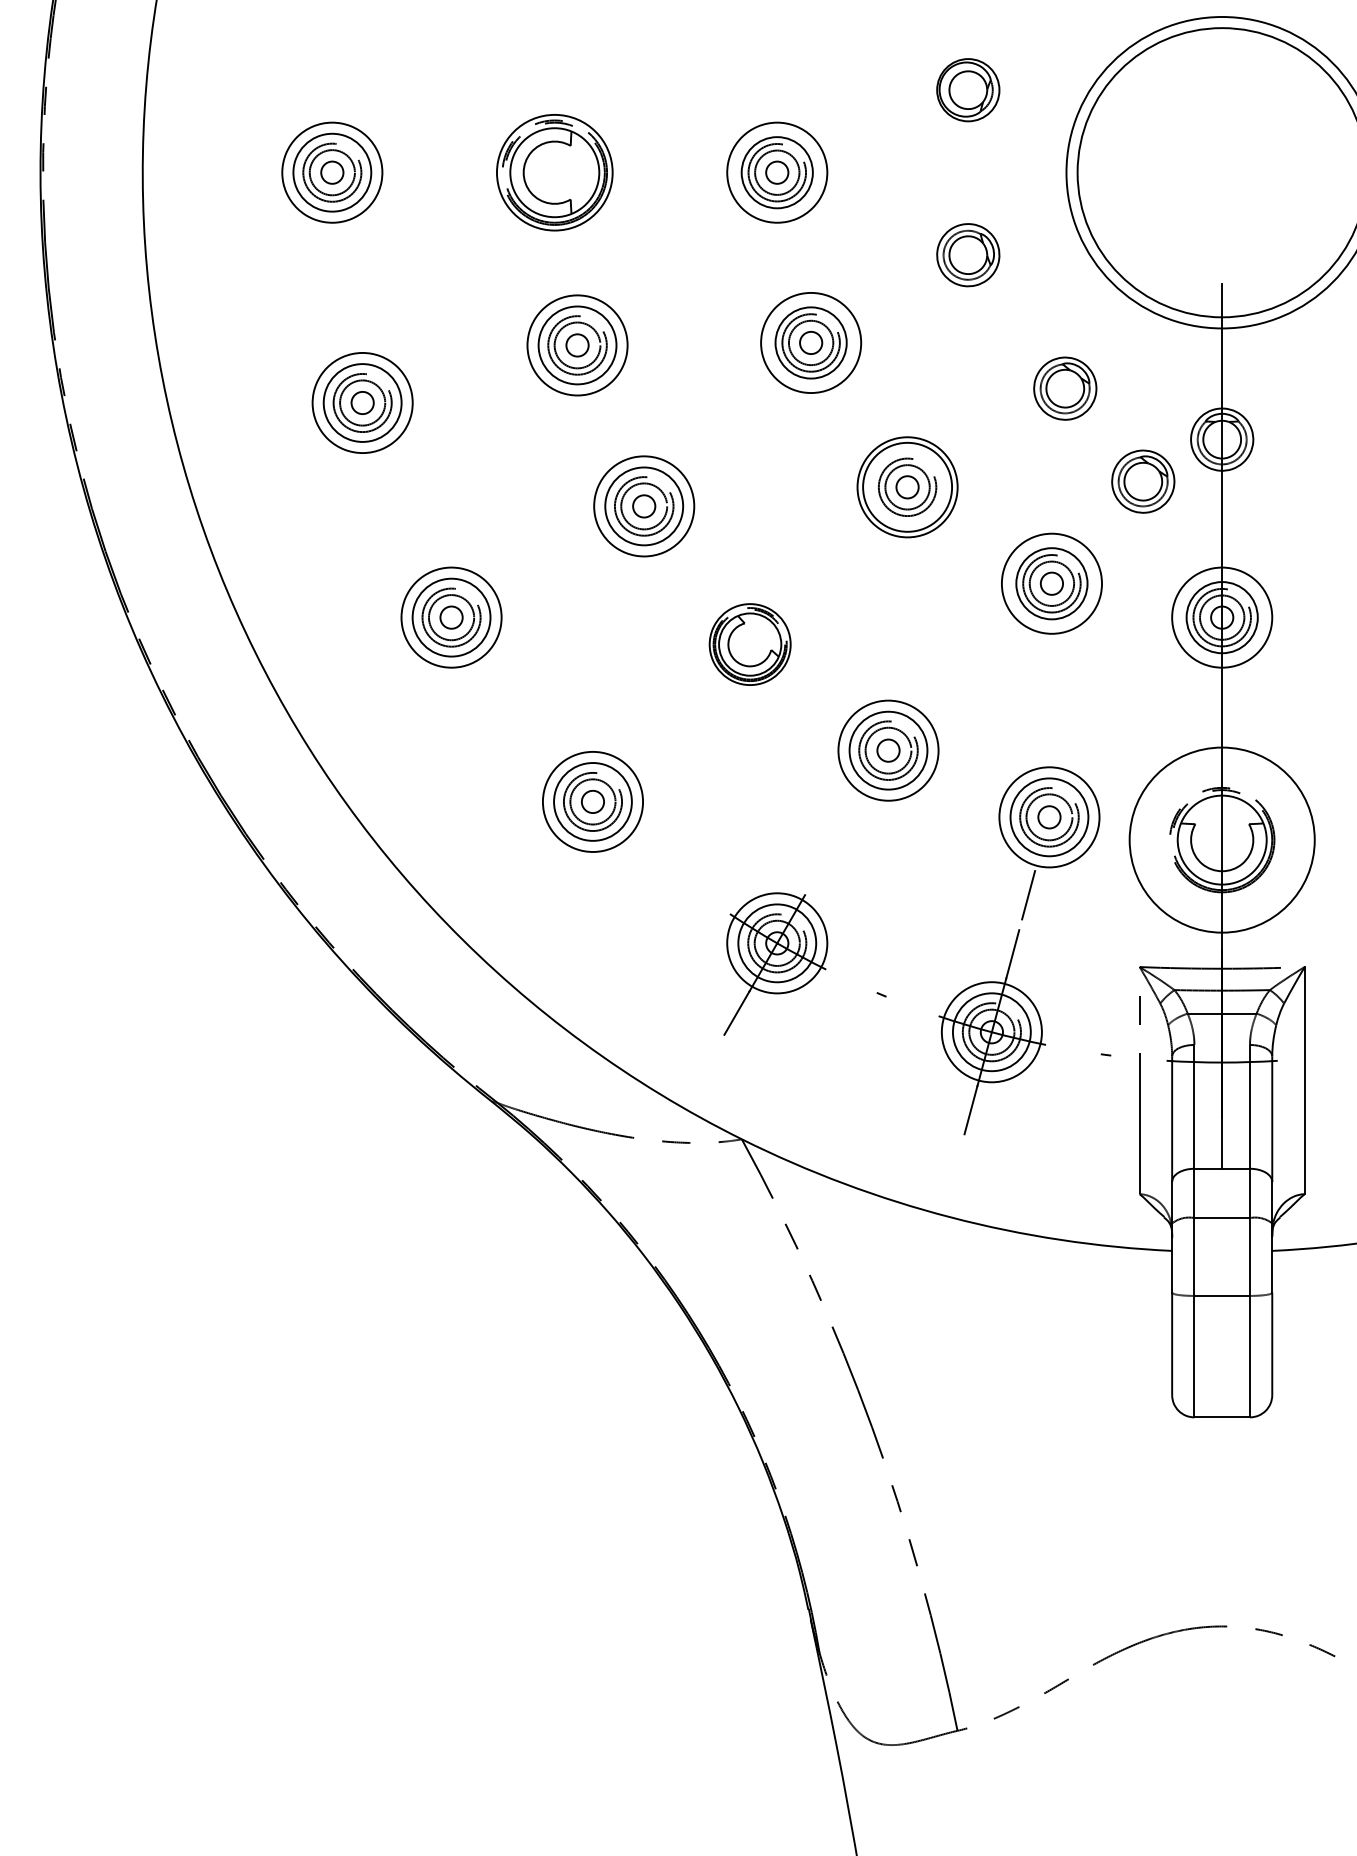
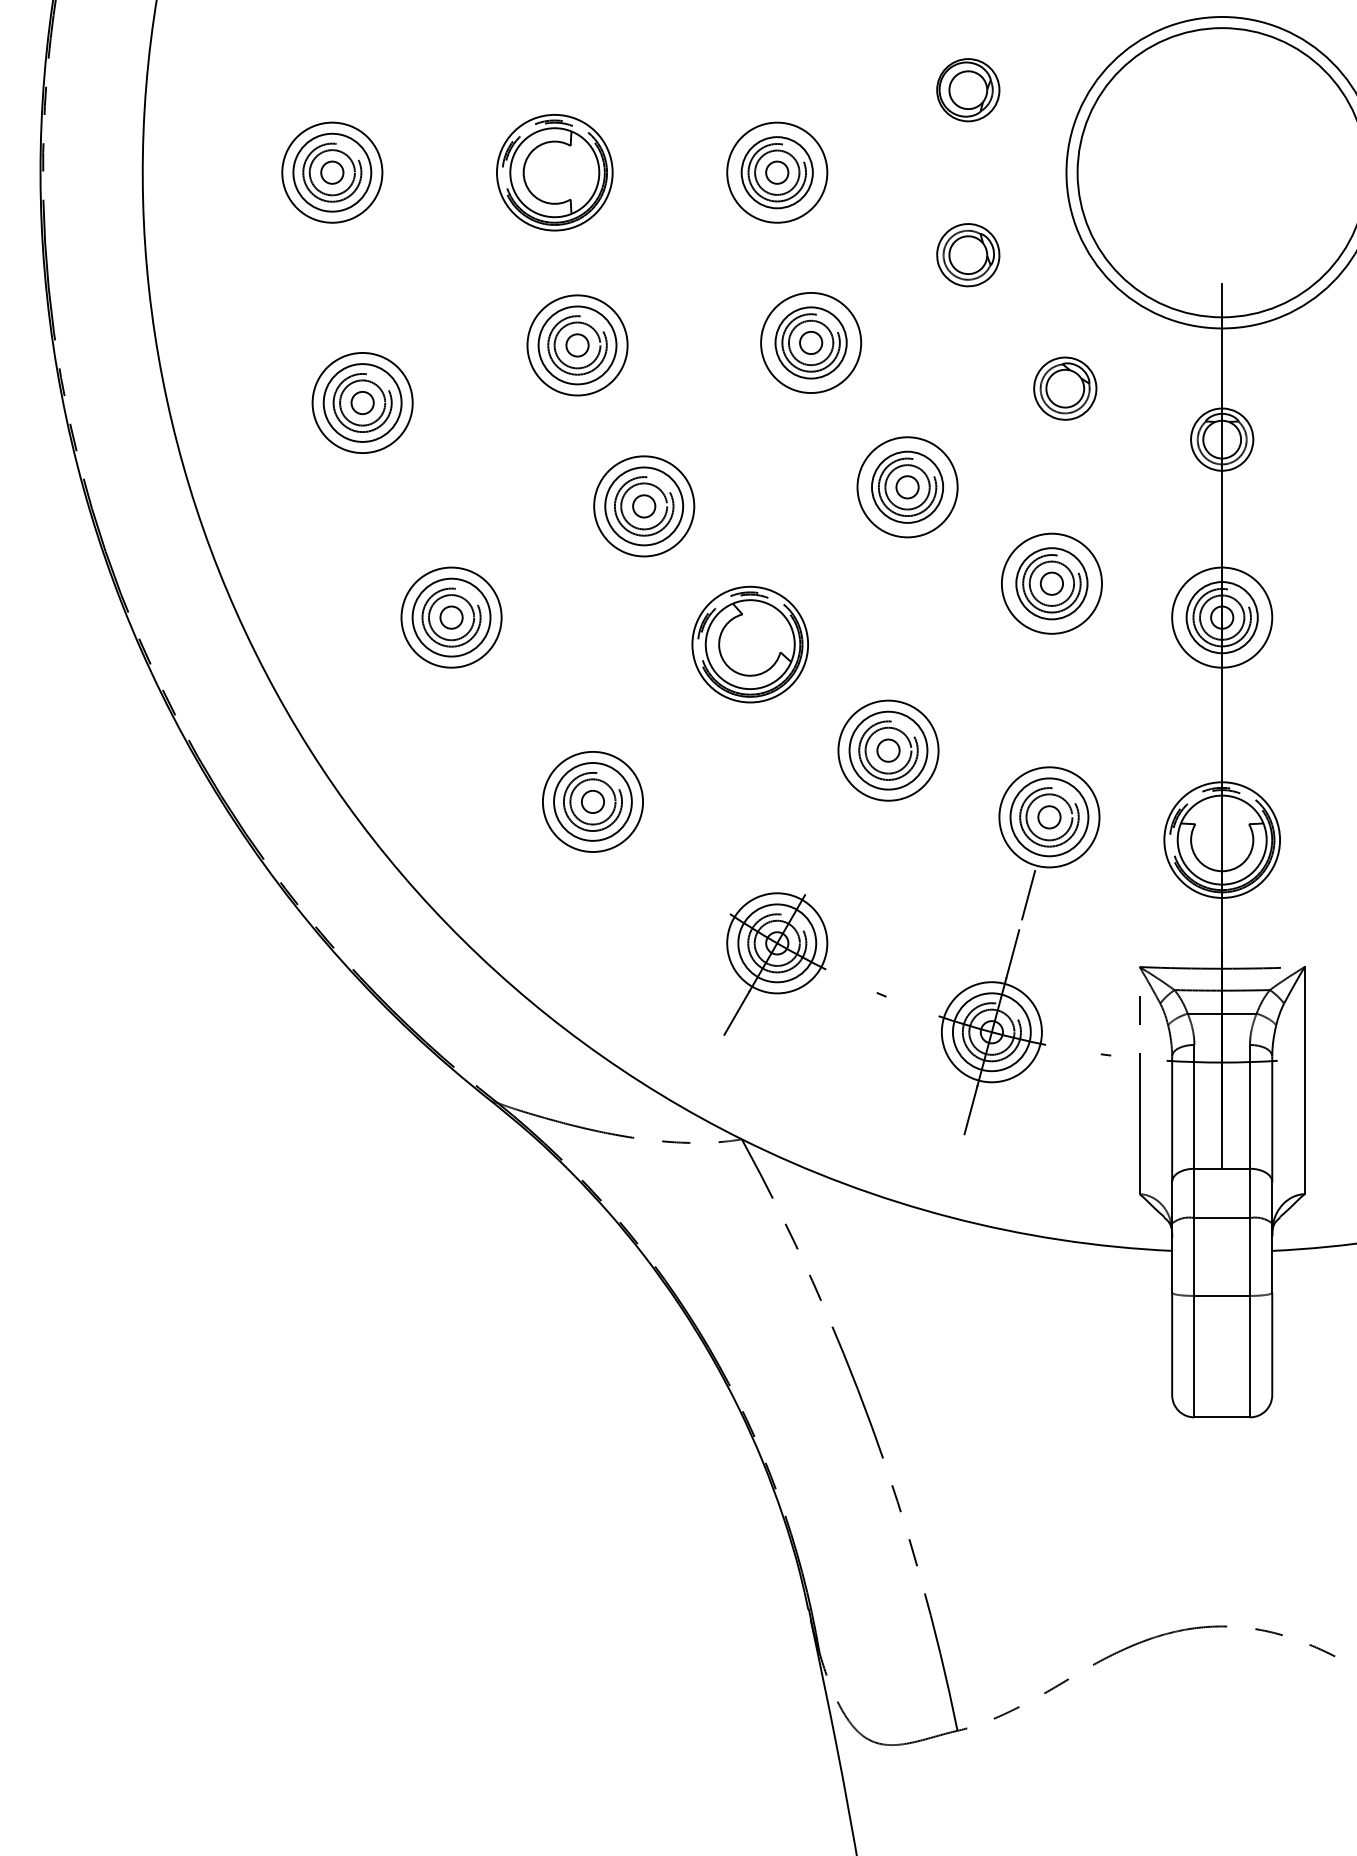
part: present -> none (1143, 481)
circle diameter: 89 px -> 71 px (907, 486)
part size: 84x83 px -> 118x119 px (749, 644)
circle diameter: 185 px -> 116 px (1222, 839)
